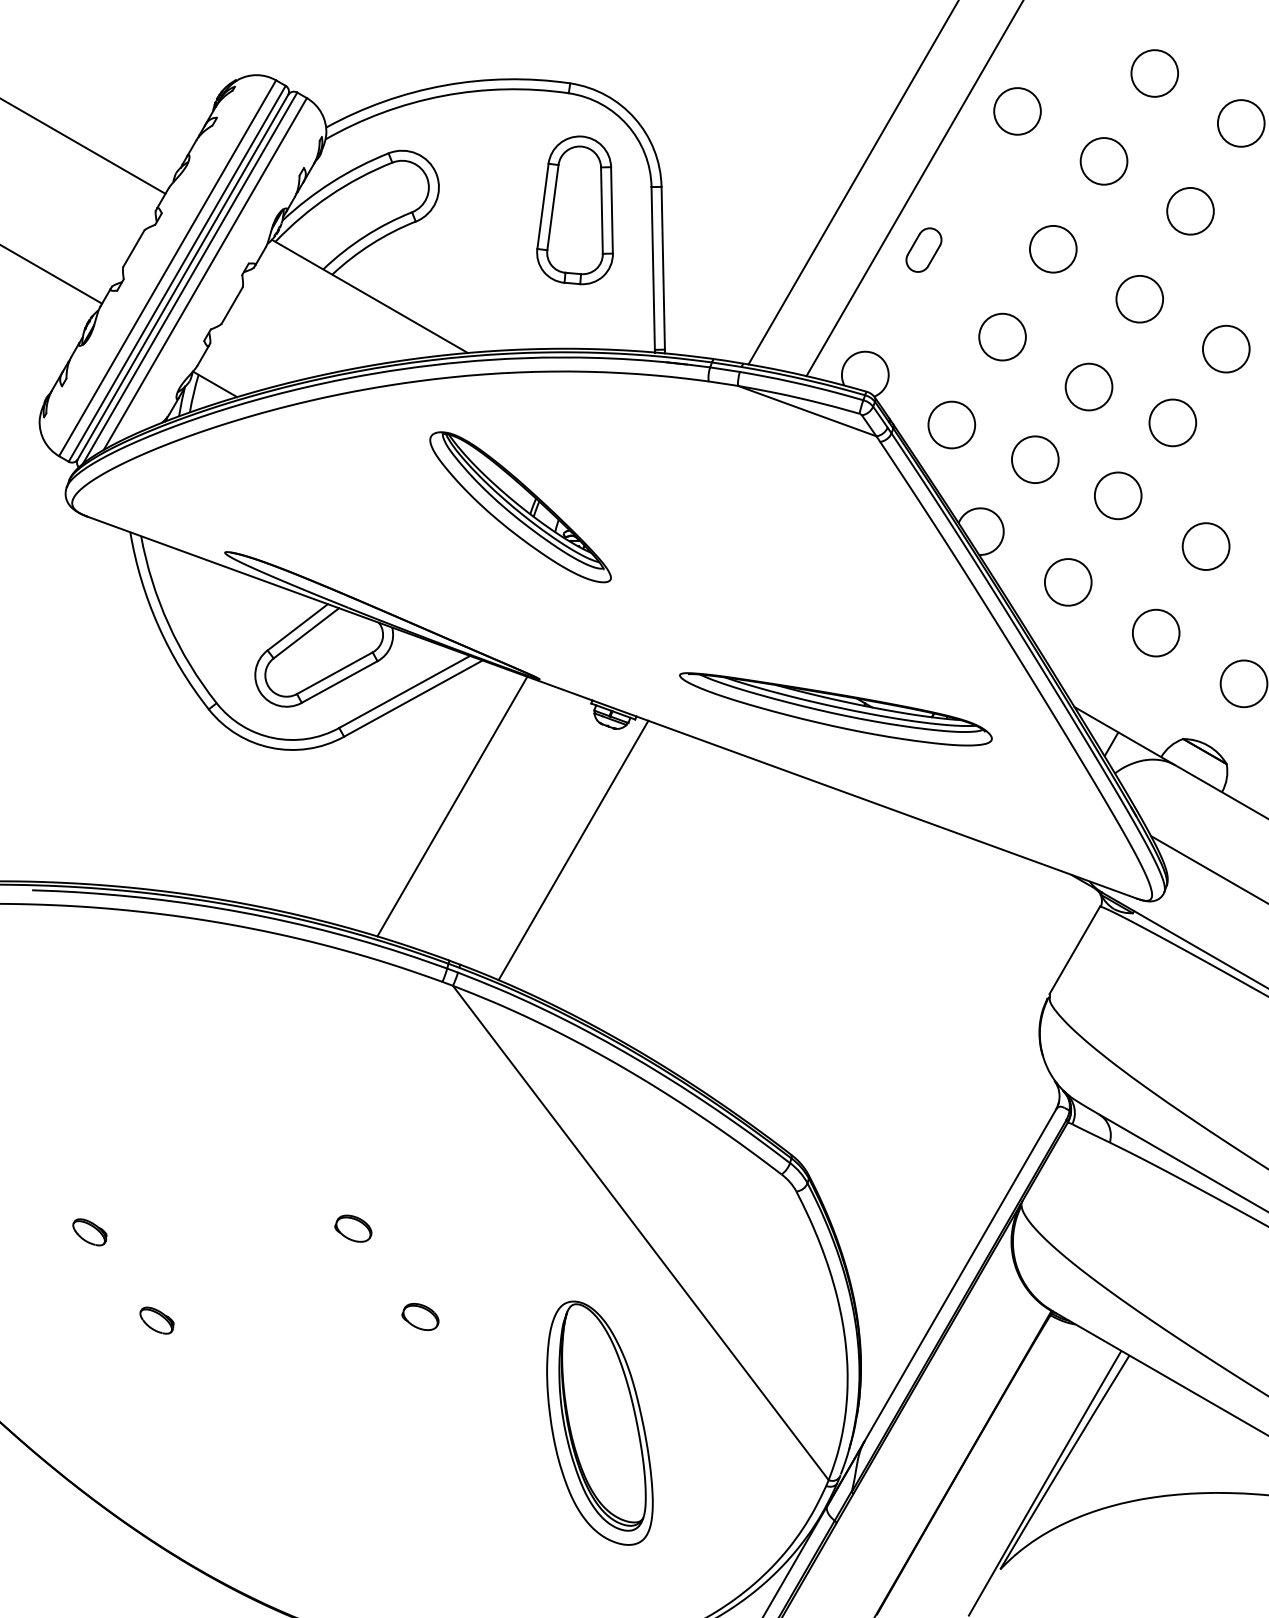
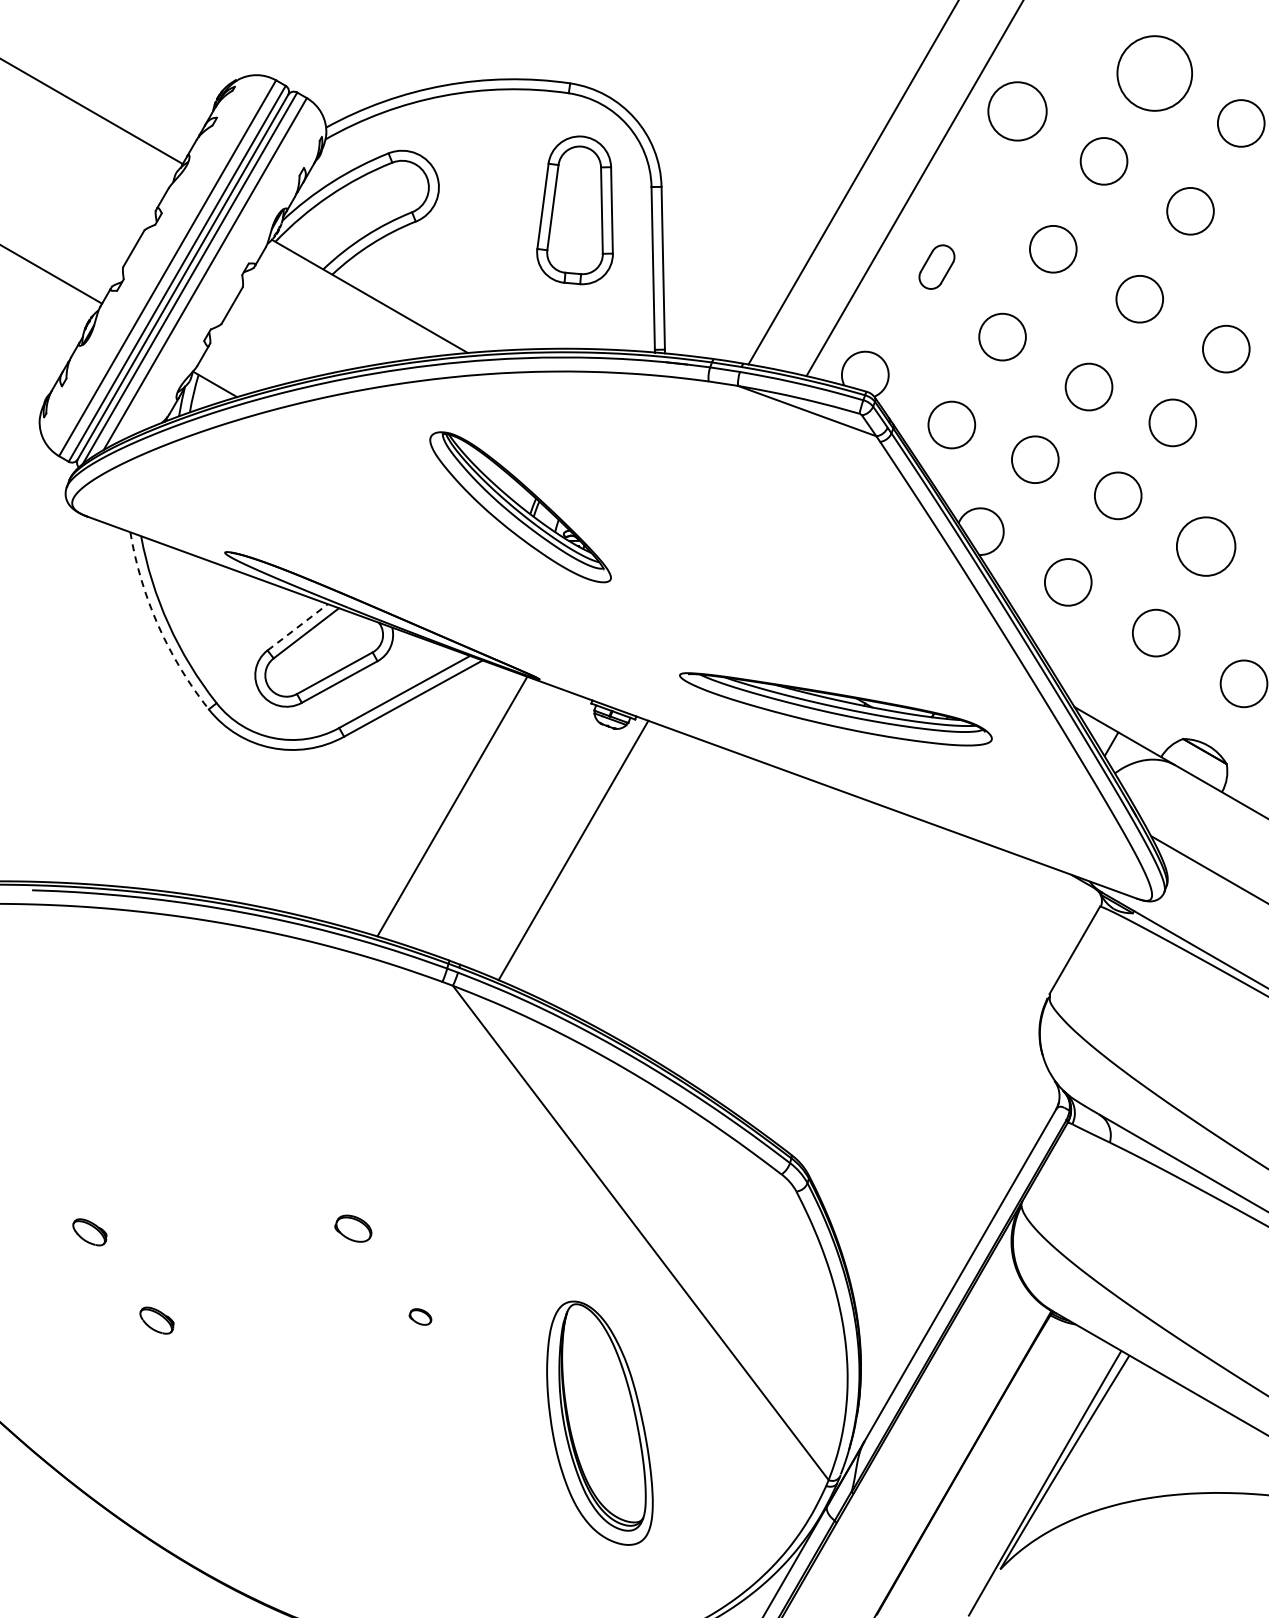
circle diameter: 47 px -> 75 px (1154, 73)
circle diameter: 47 px -> 58 px (1017, 111)
line position: (83, 146) -> (92, 111) (92, 111)
part position: (923, 249) -> (936, 266) (936, 266)
circle size: 50x49 px -> 61x61 px (1206, 546)
arc: solid -> dashed (158, 625)
line: solid -> dashed (298, 627)
part size: 39x28 px -> 25x18 px (420, 1316)
